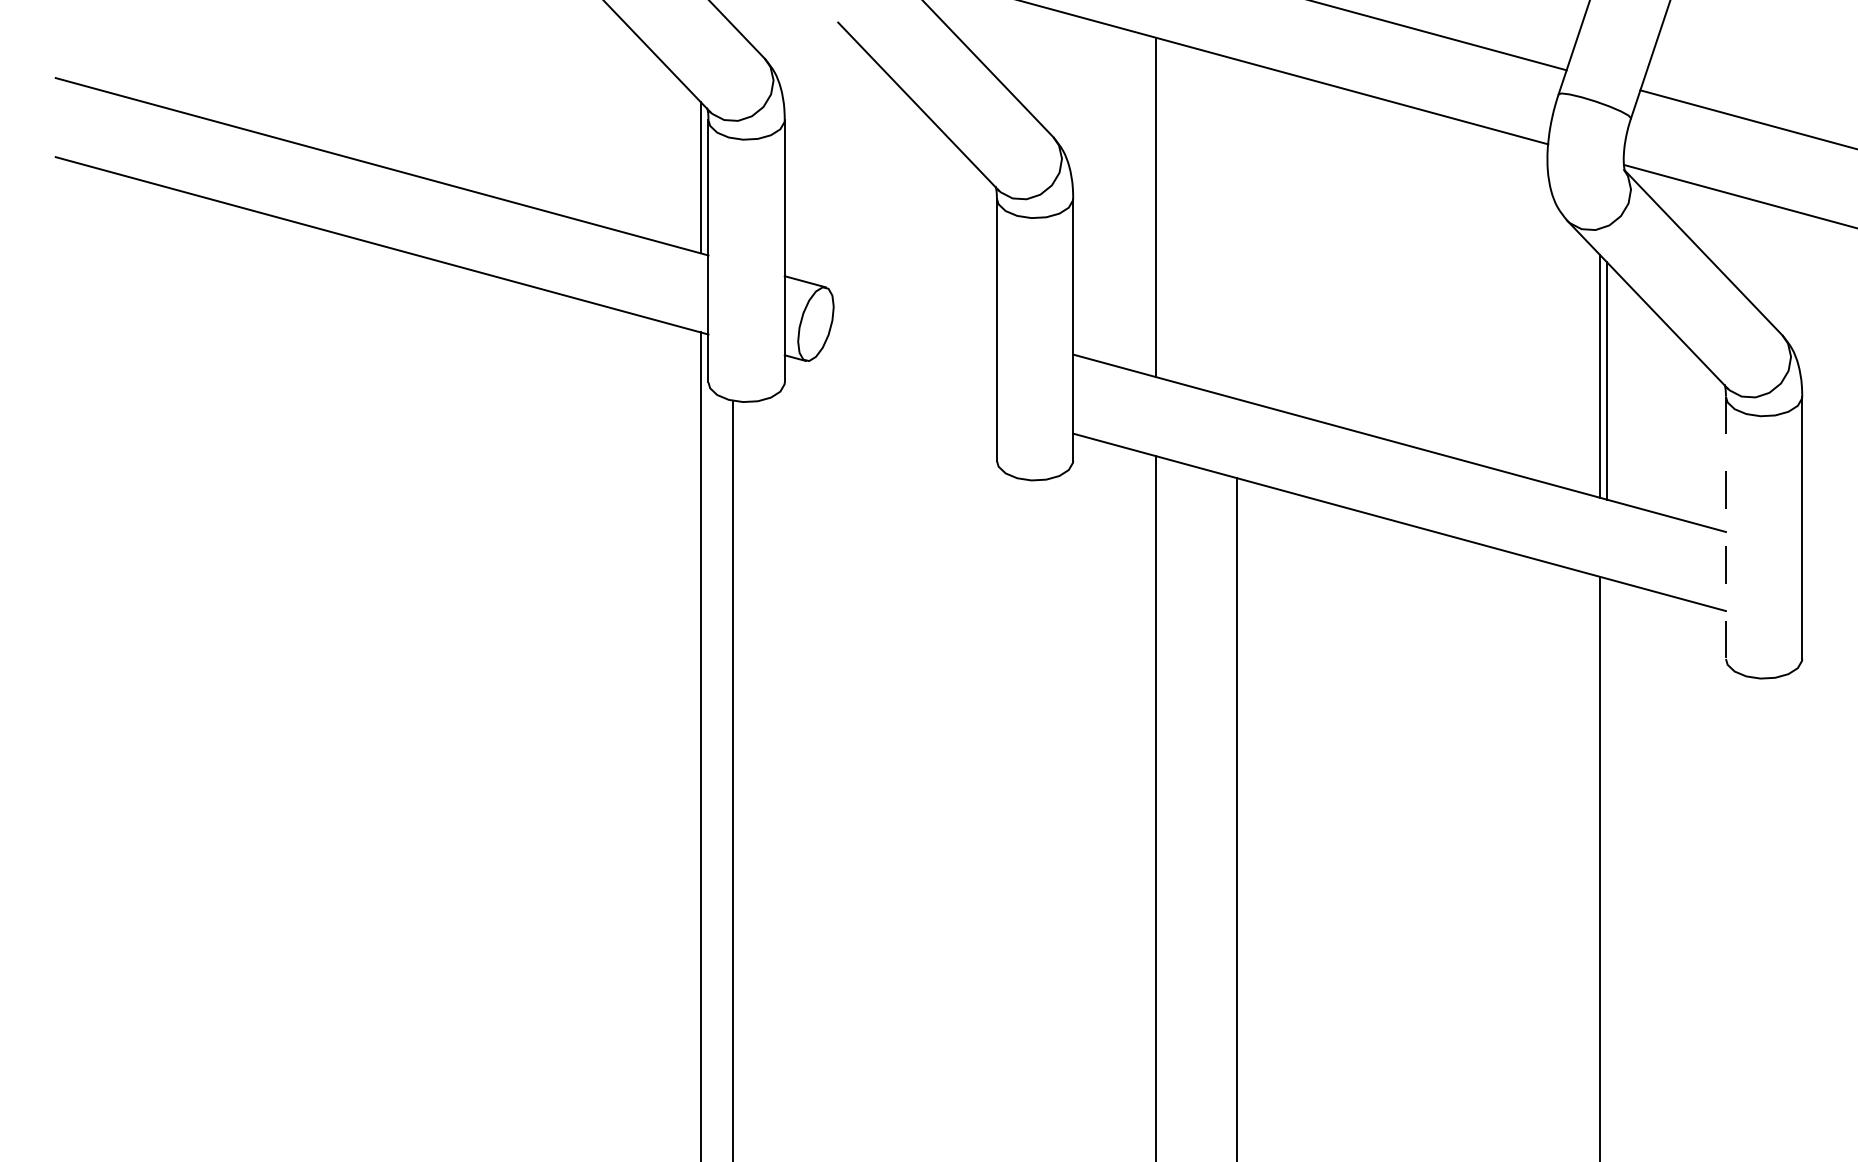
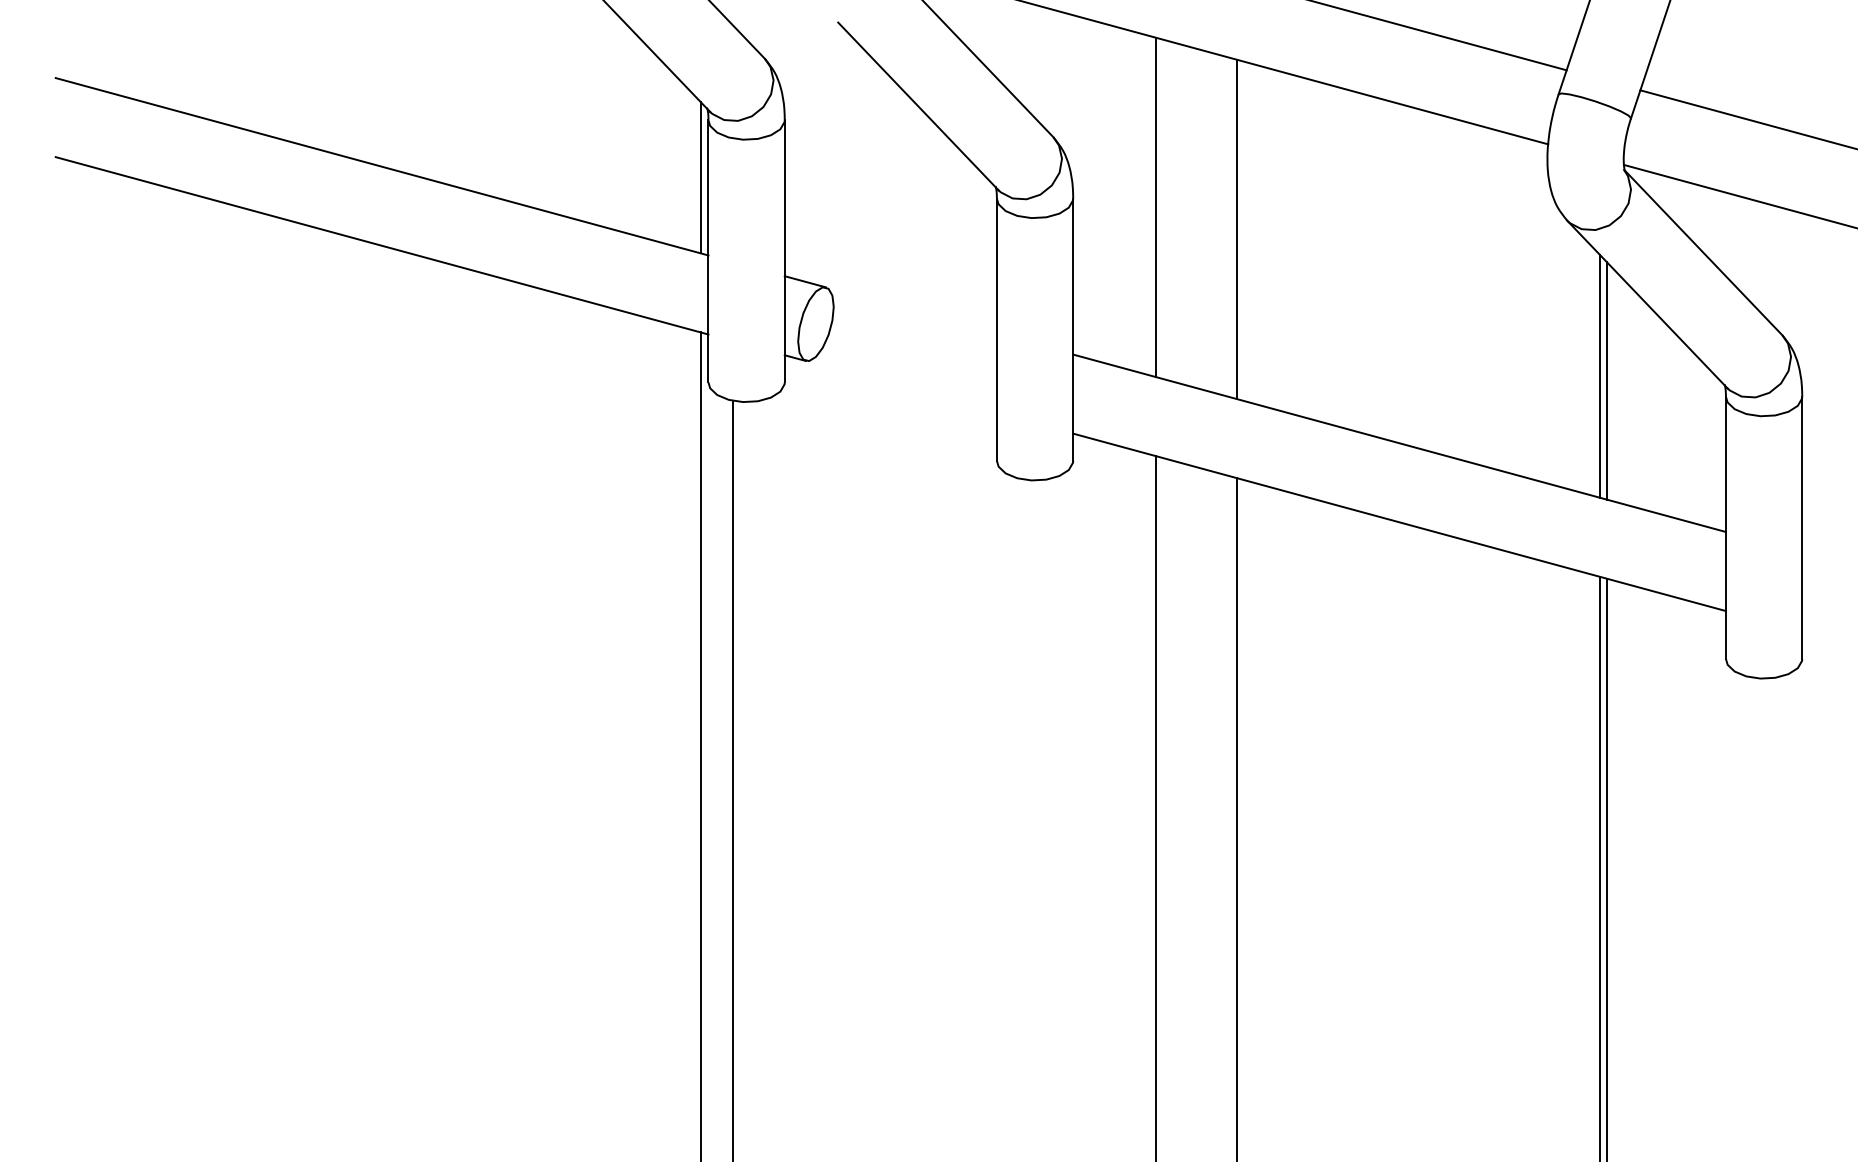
line: none -> present (1236, 229)
line: dashed -> solid (1725, 528)
line: none -> present (1606, 868)
